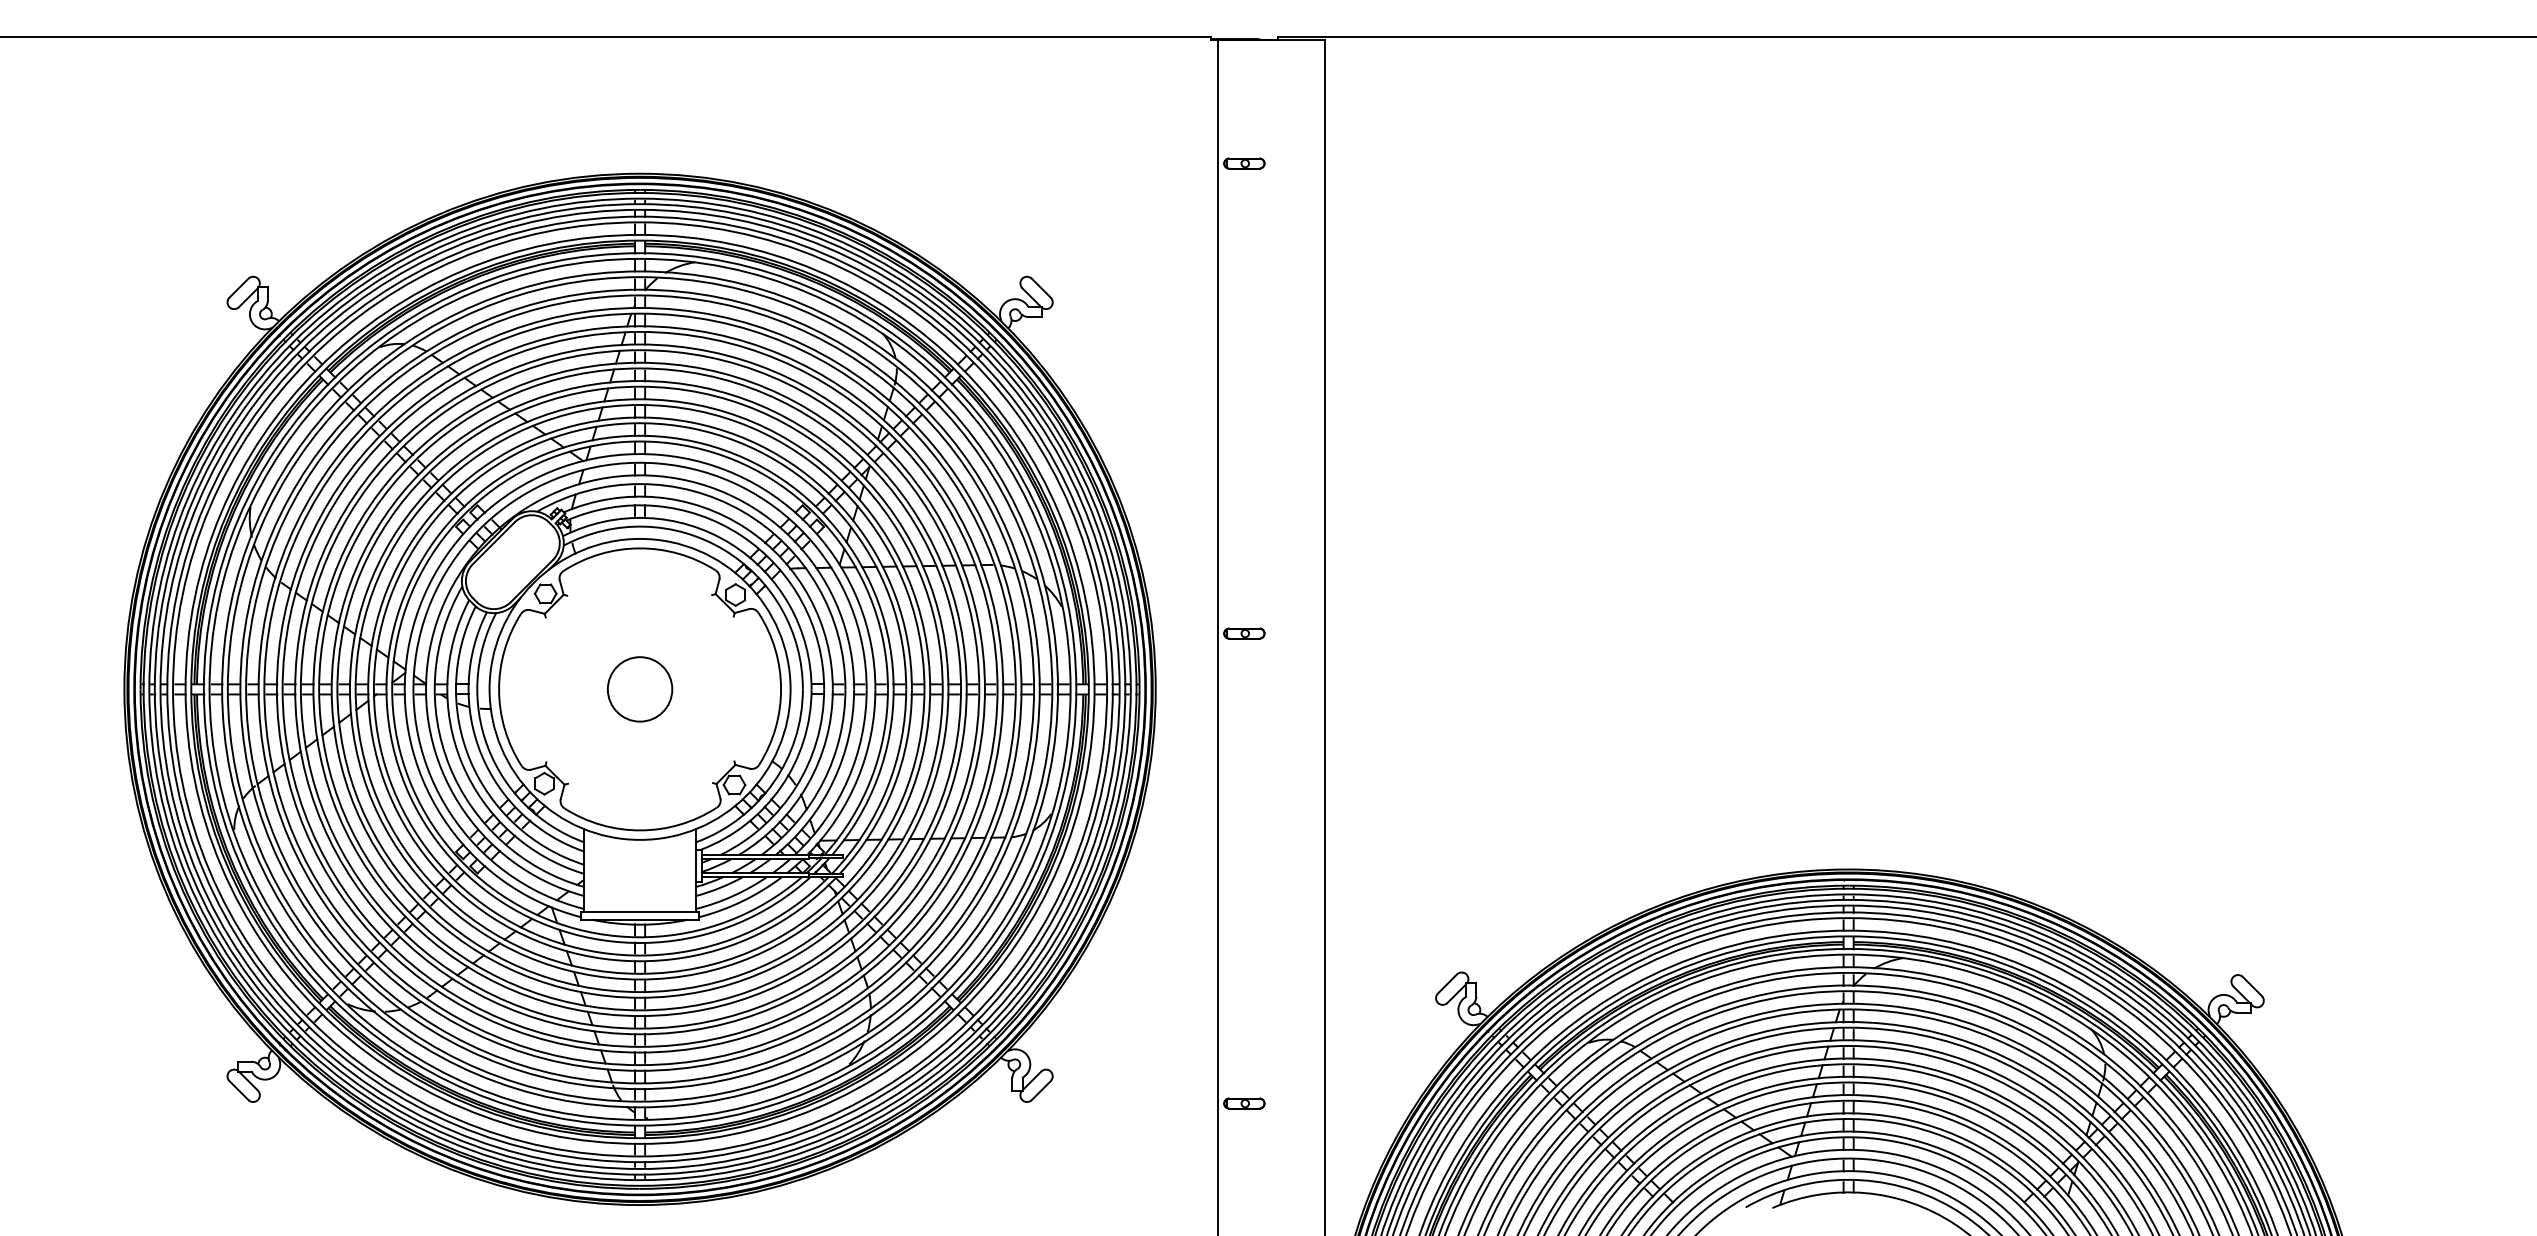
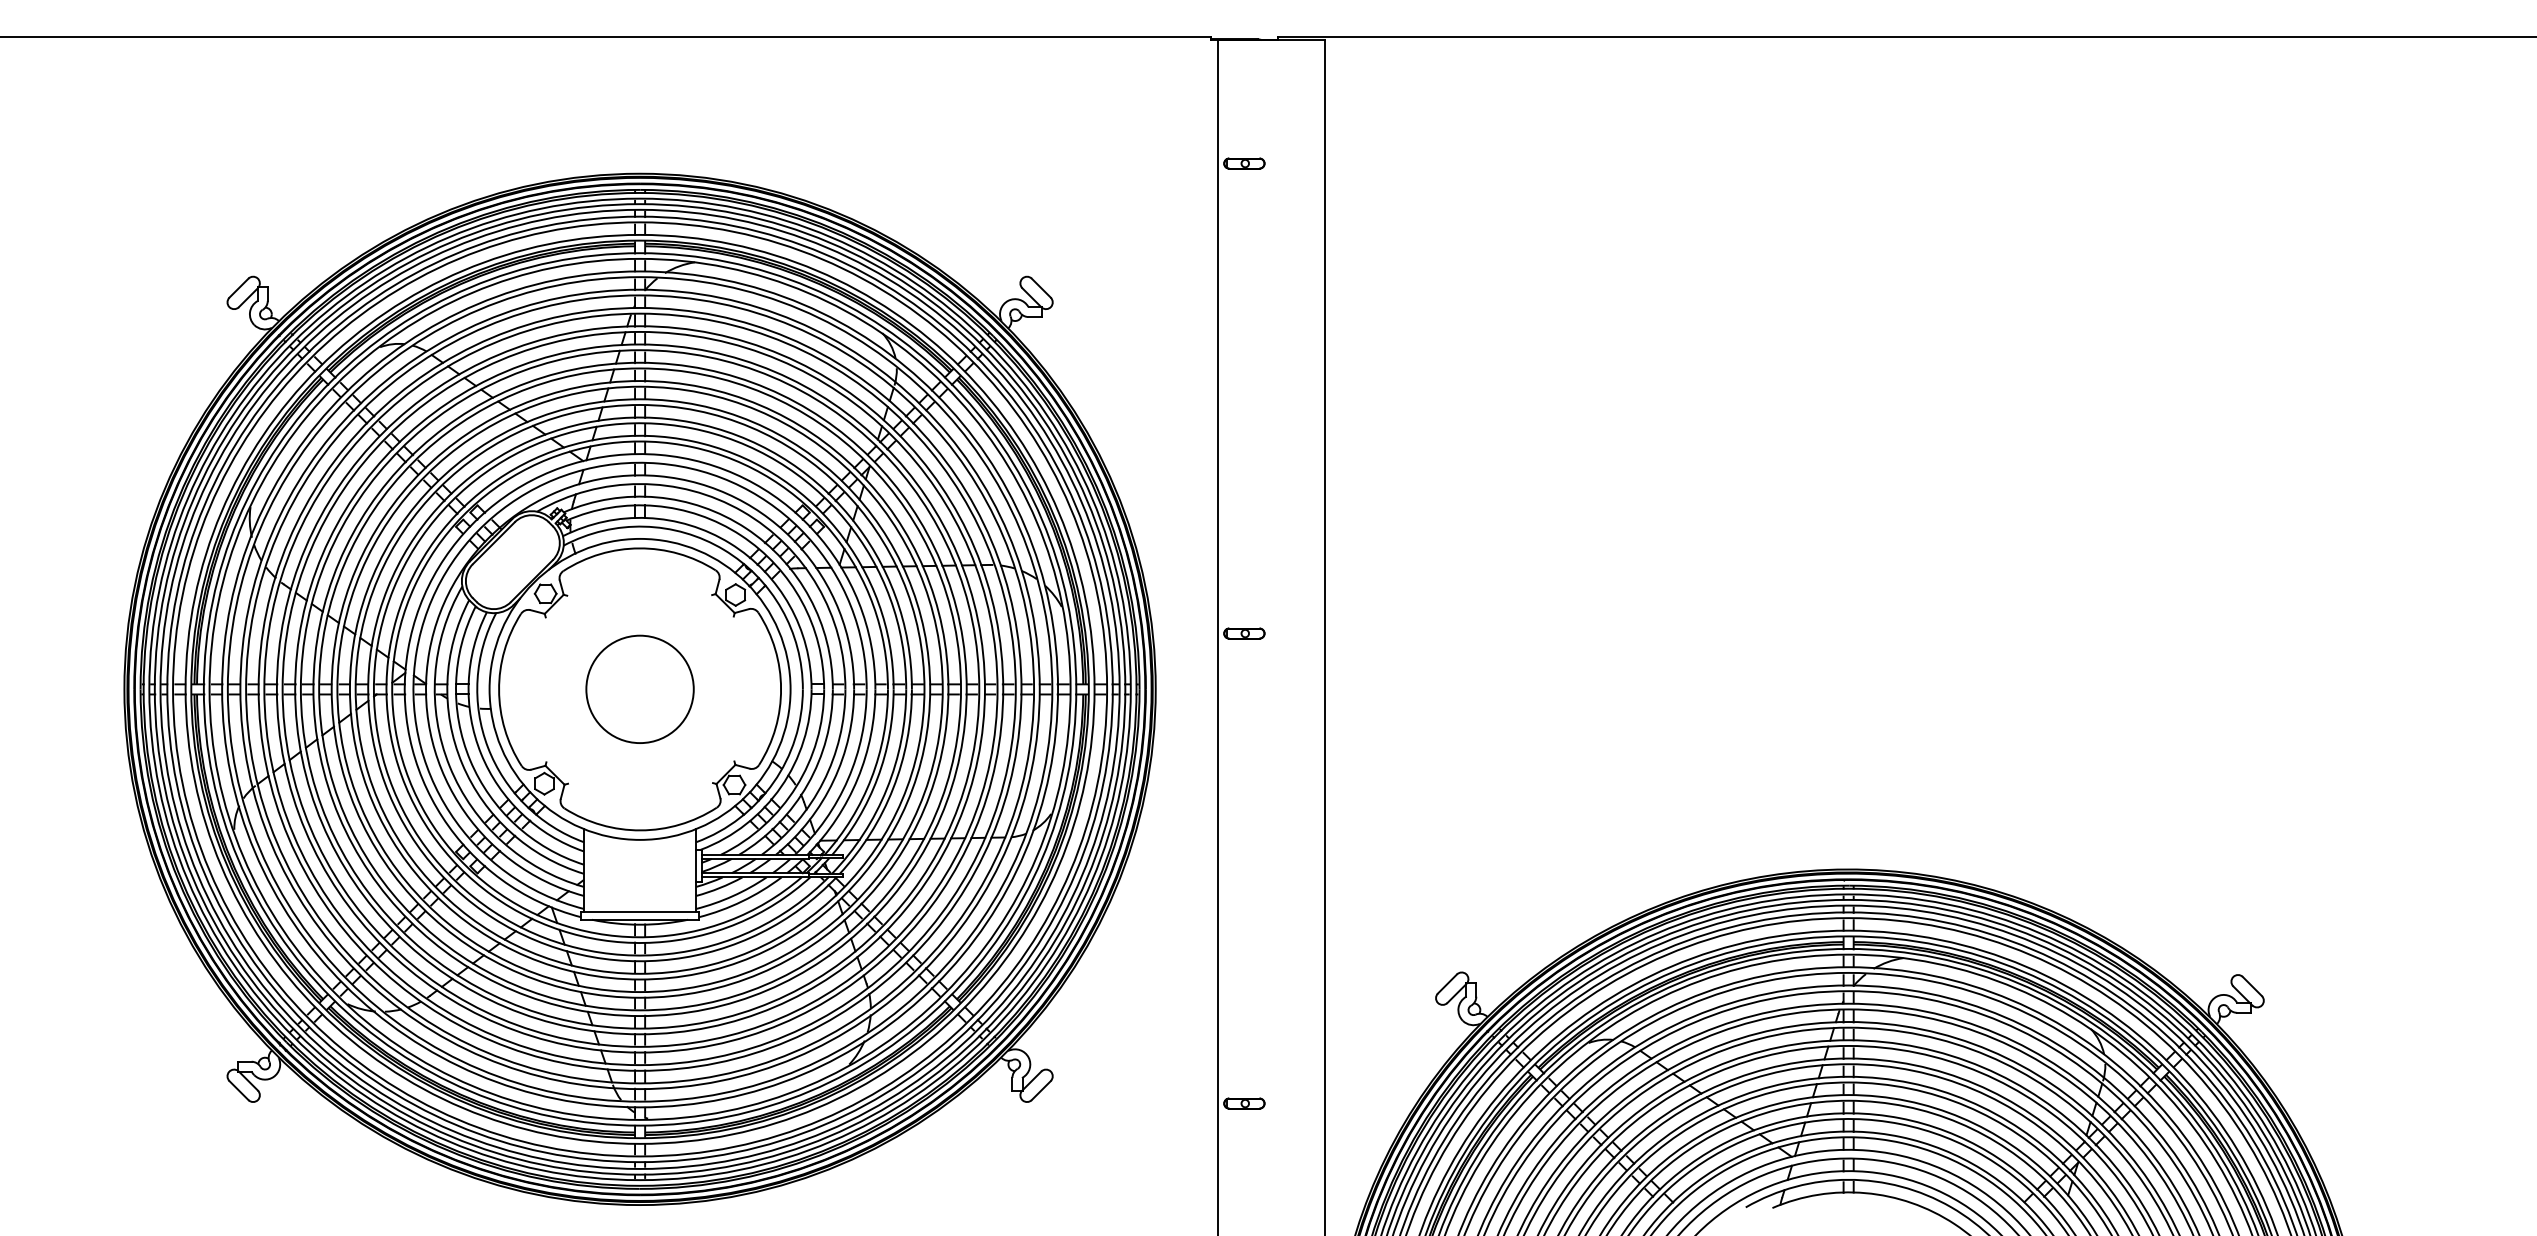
circle diameter: 64 px -> 107 px (639, 689)
